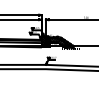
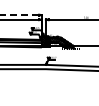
line: solid -> dashed (19, 15)
